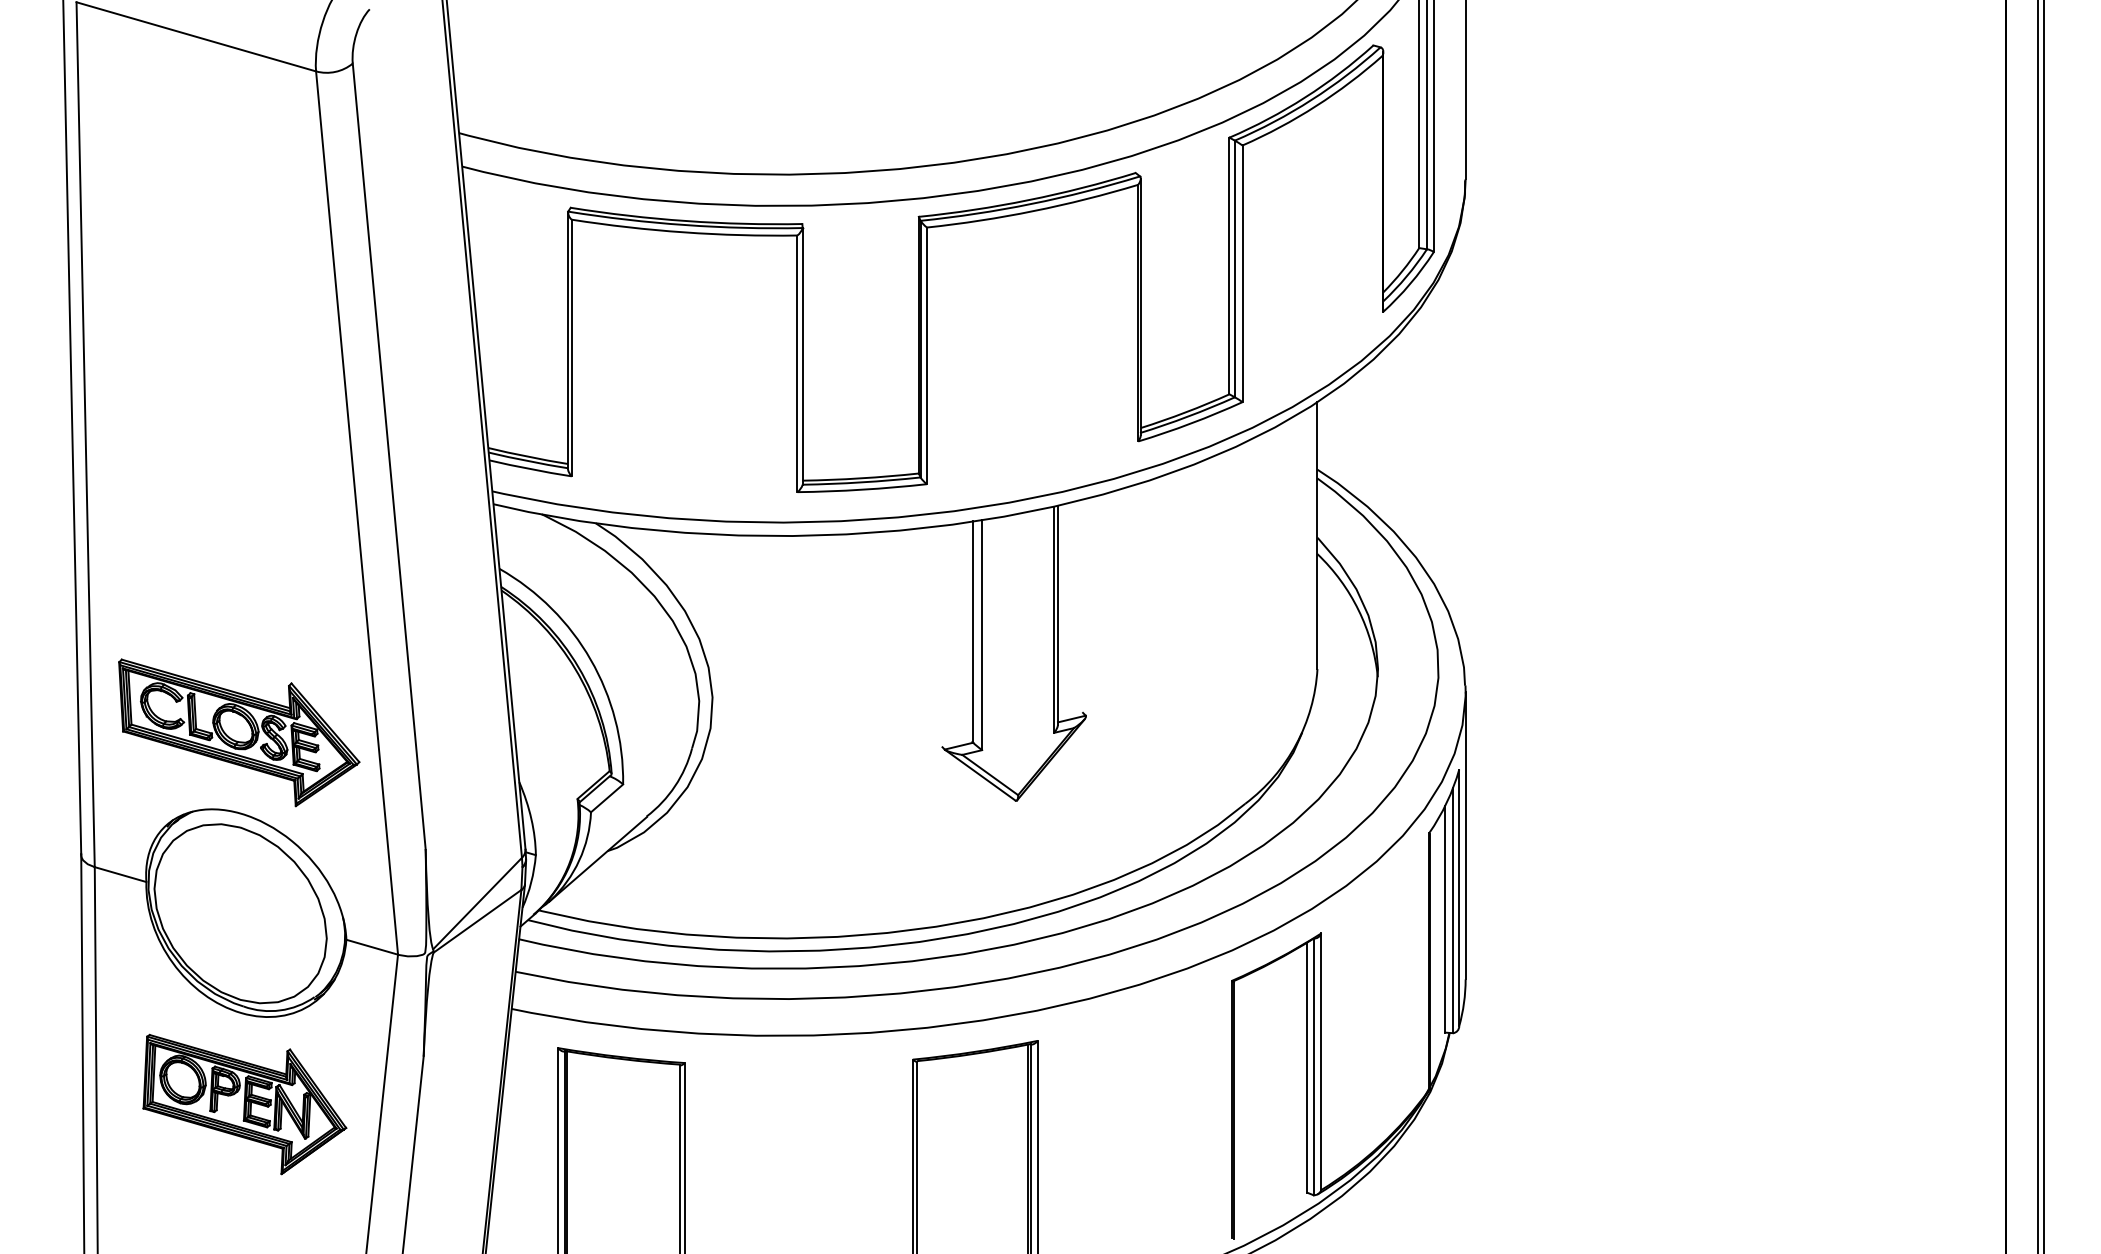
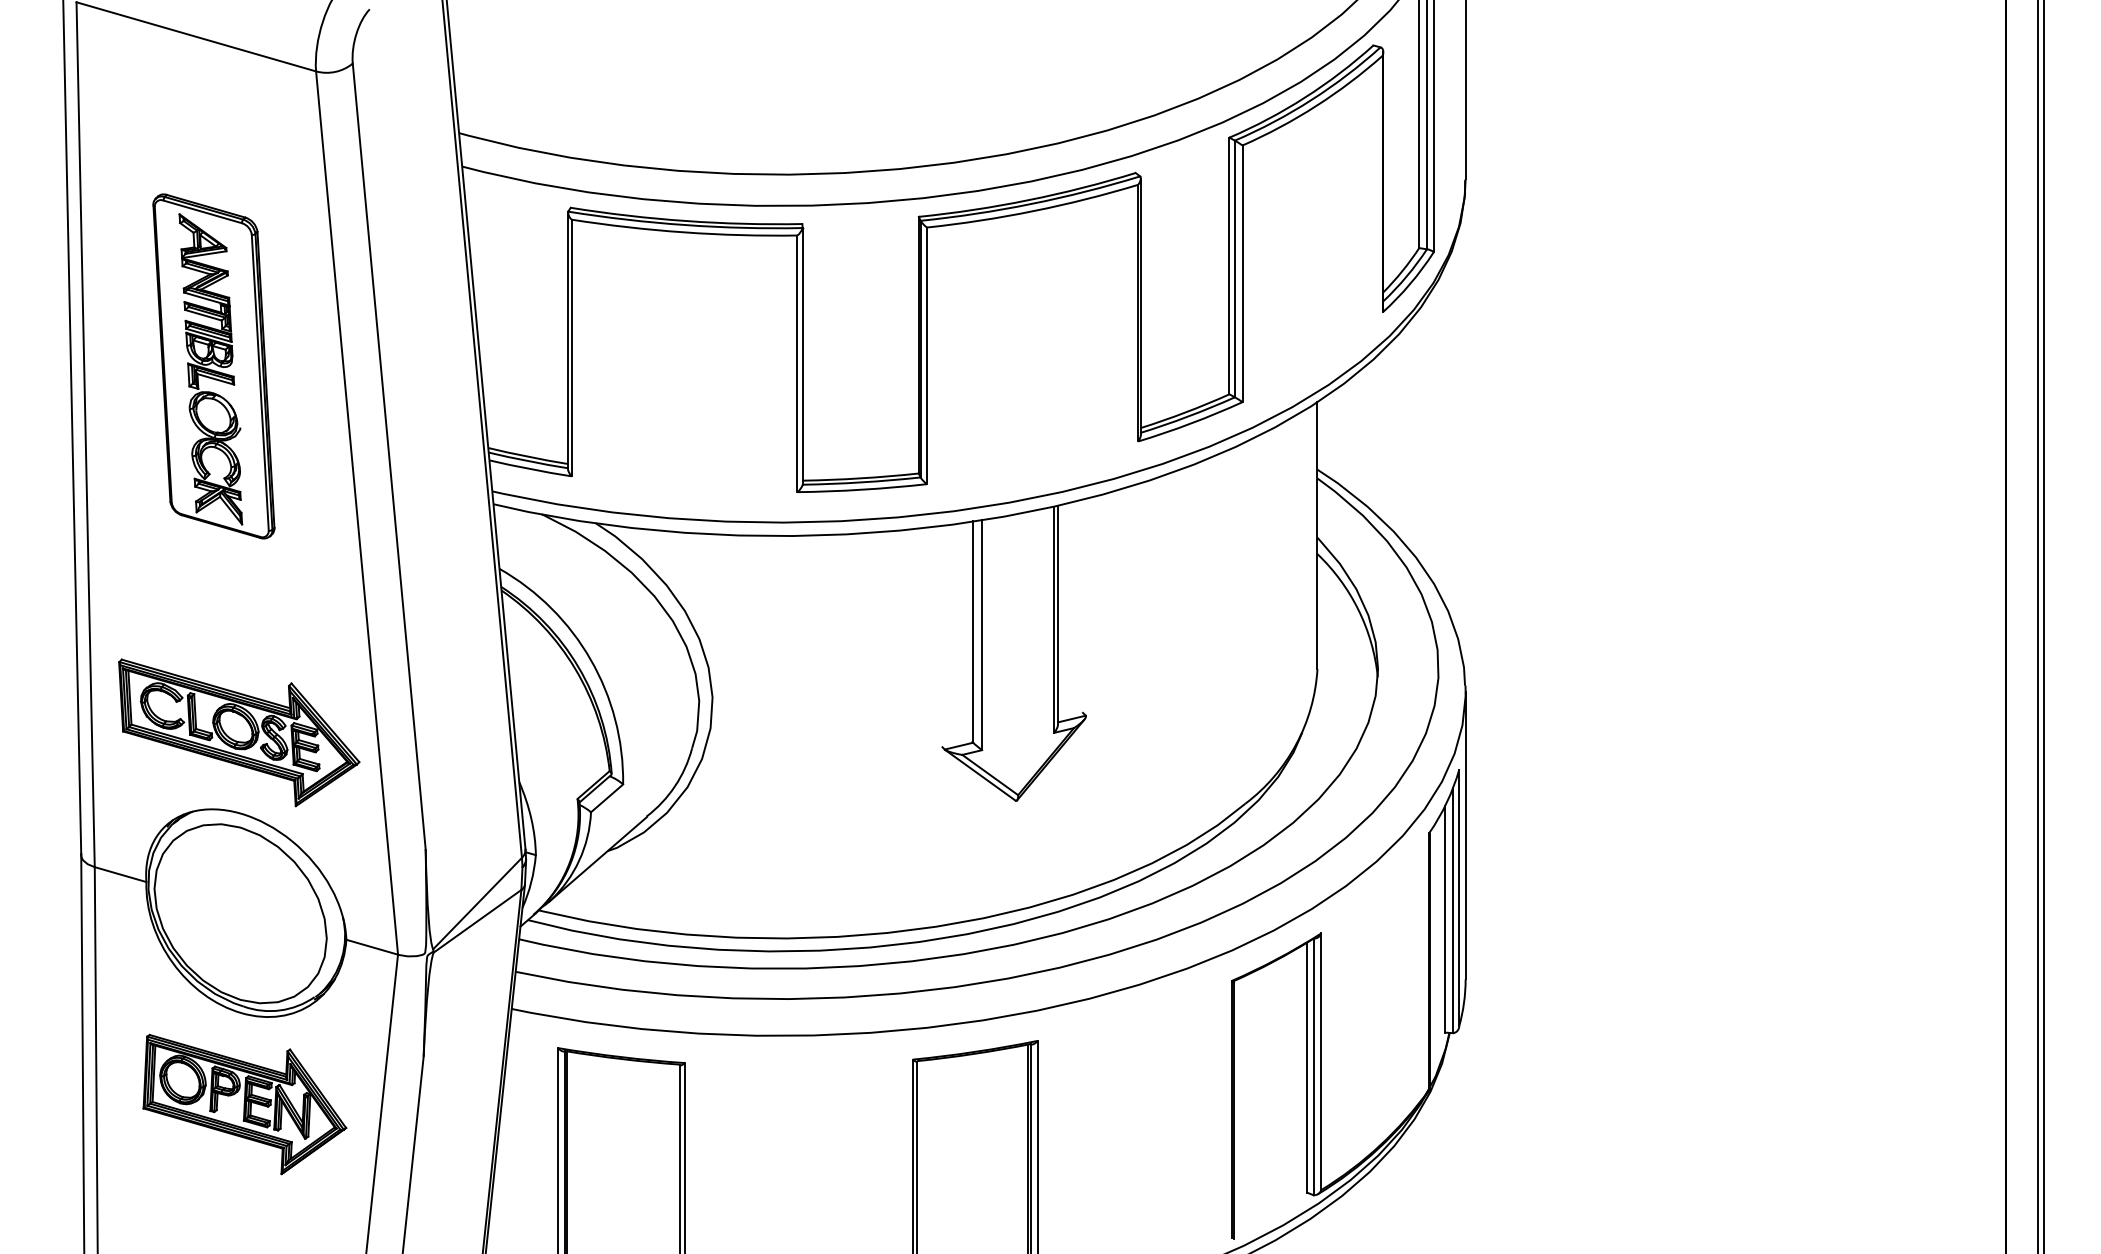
part: none -> present (213, 366)
